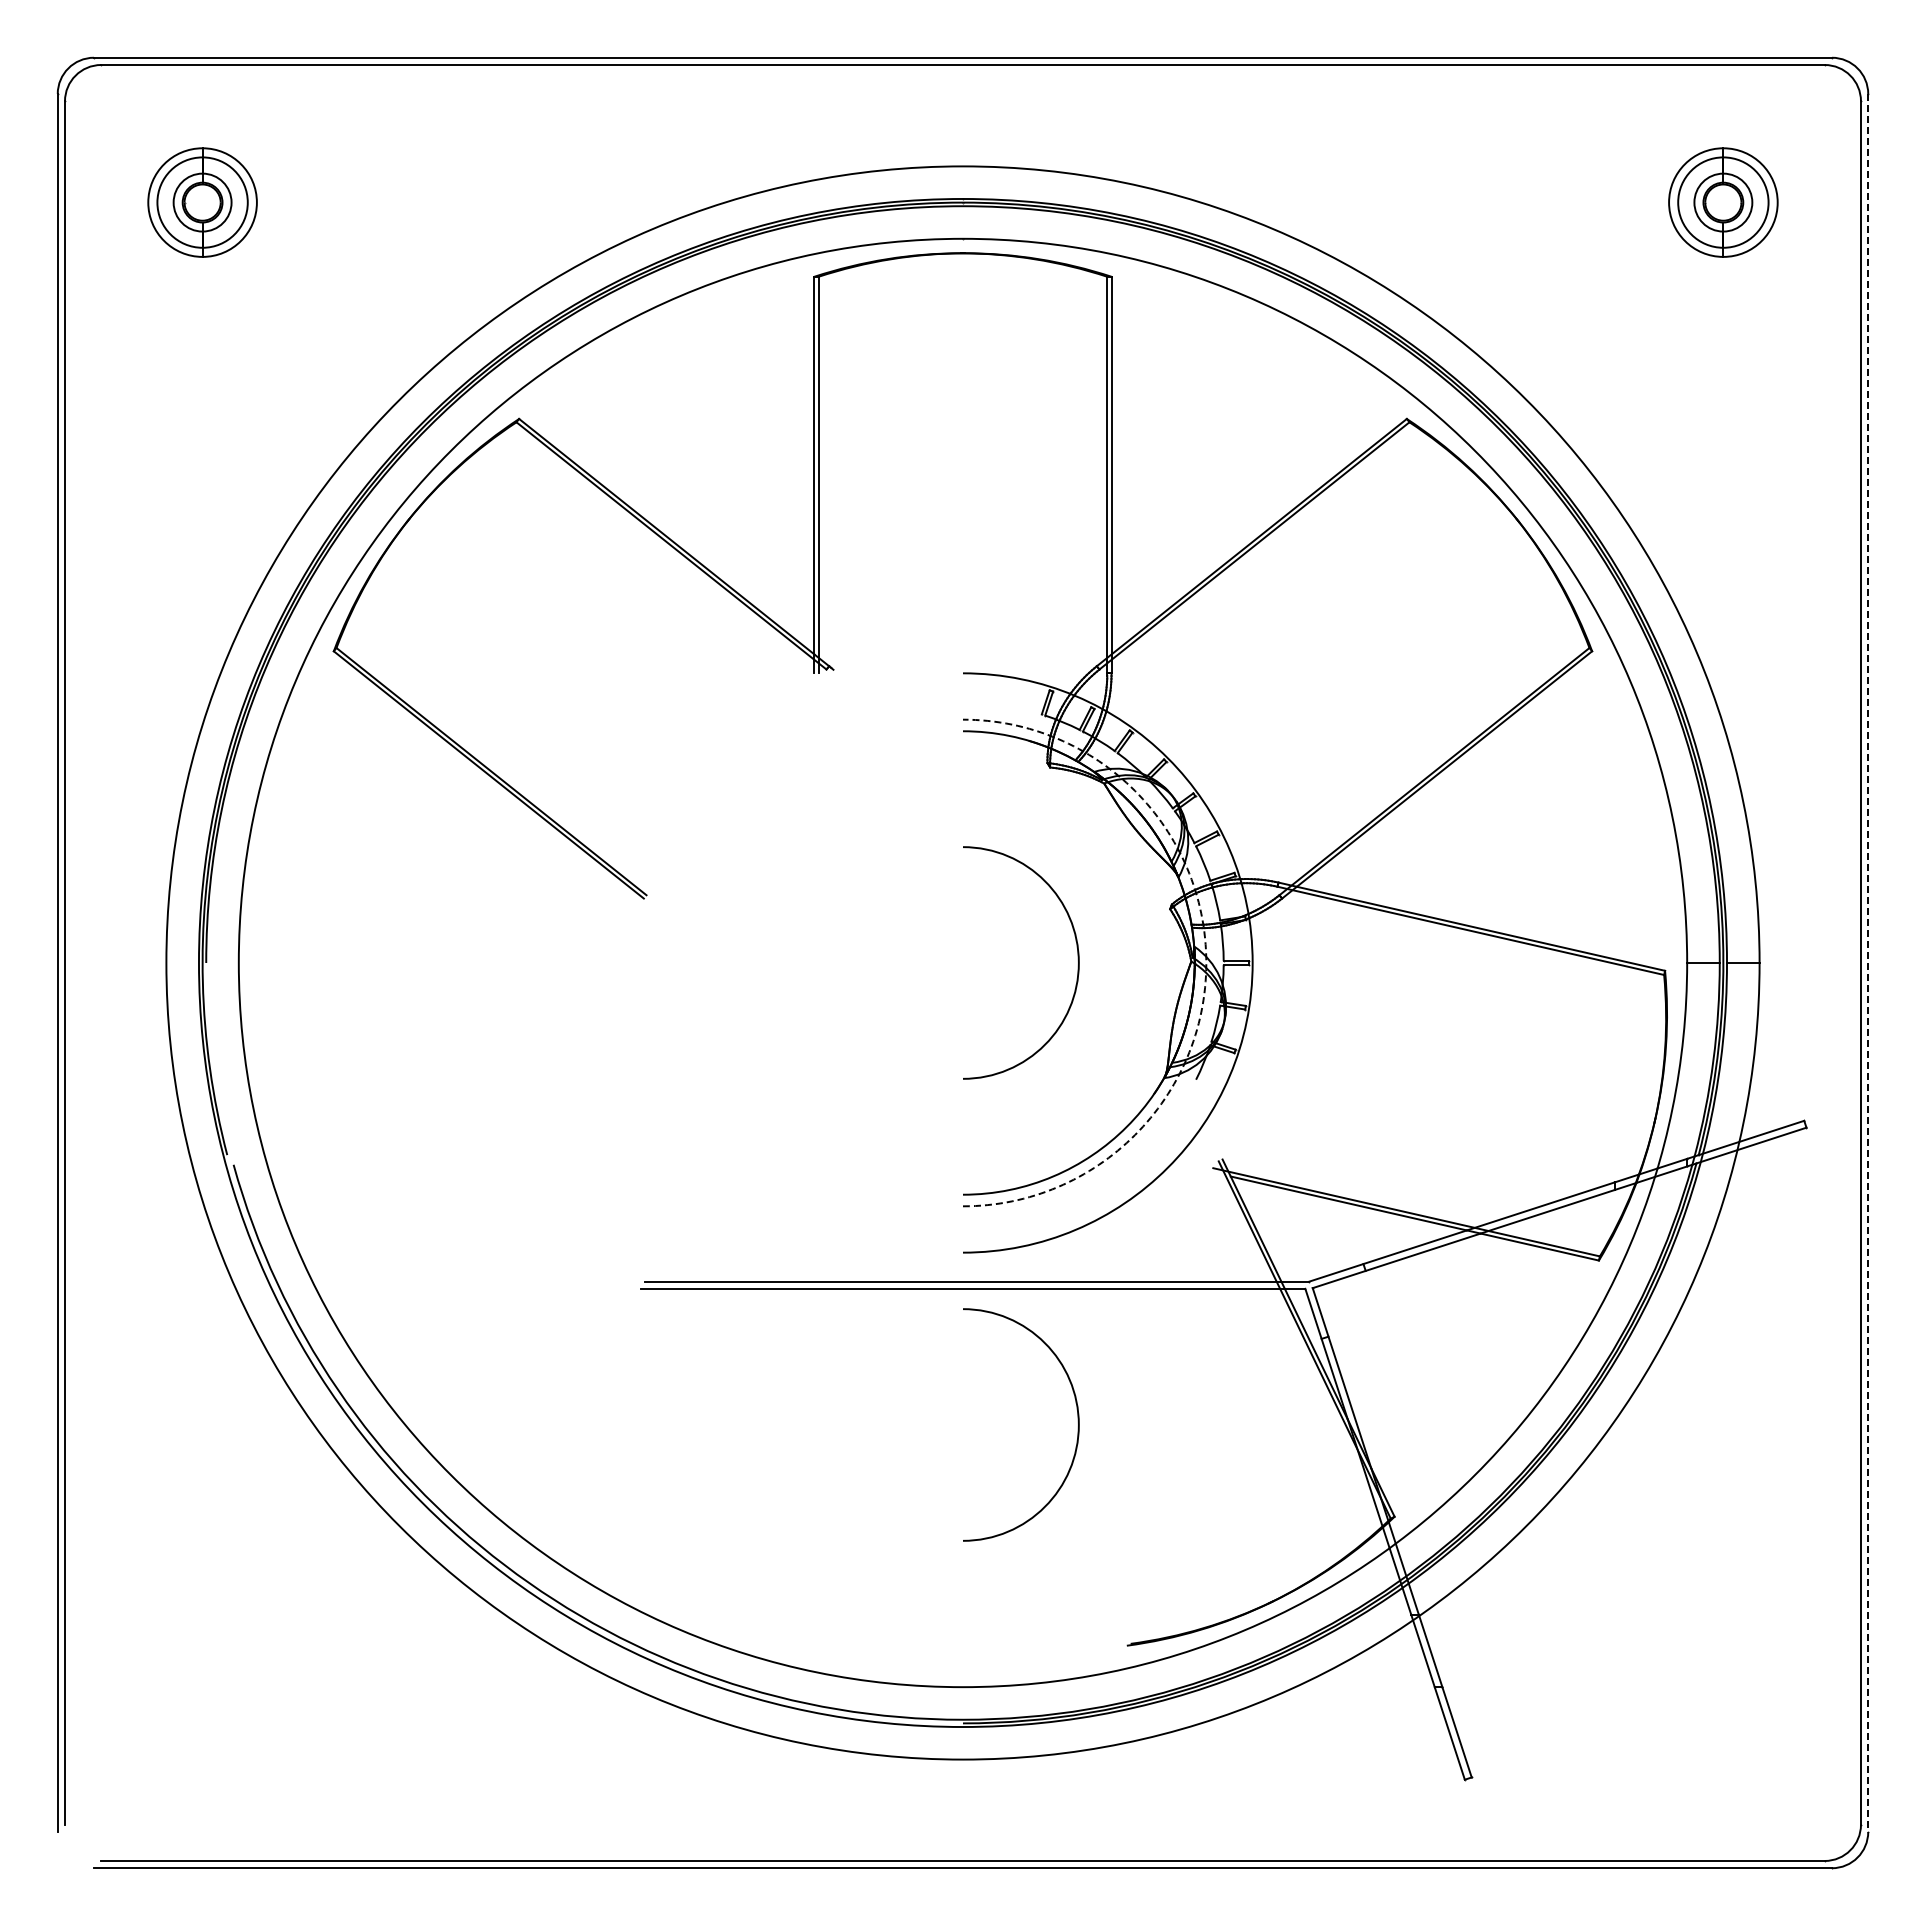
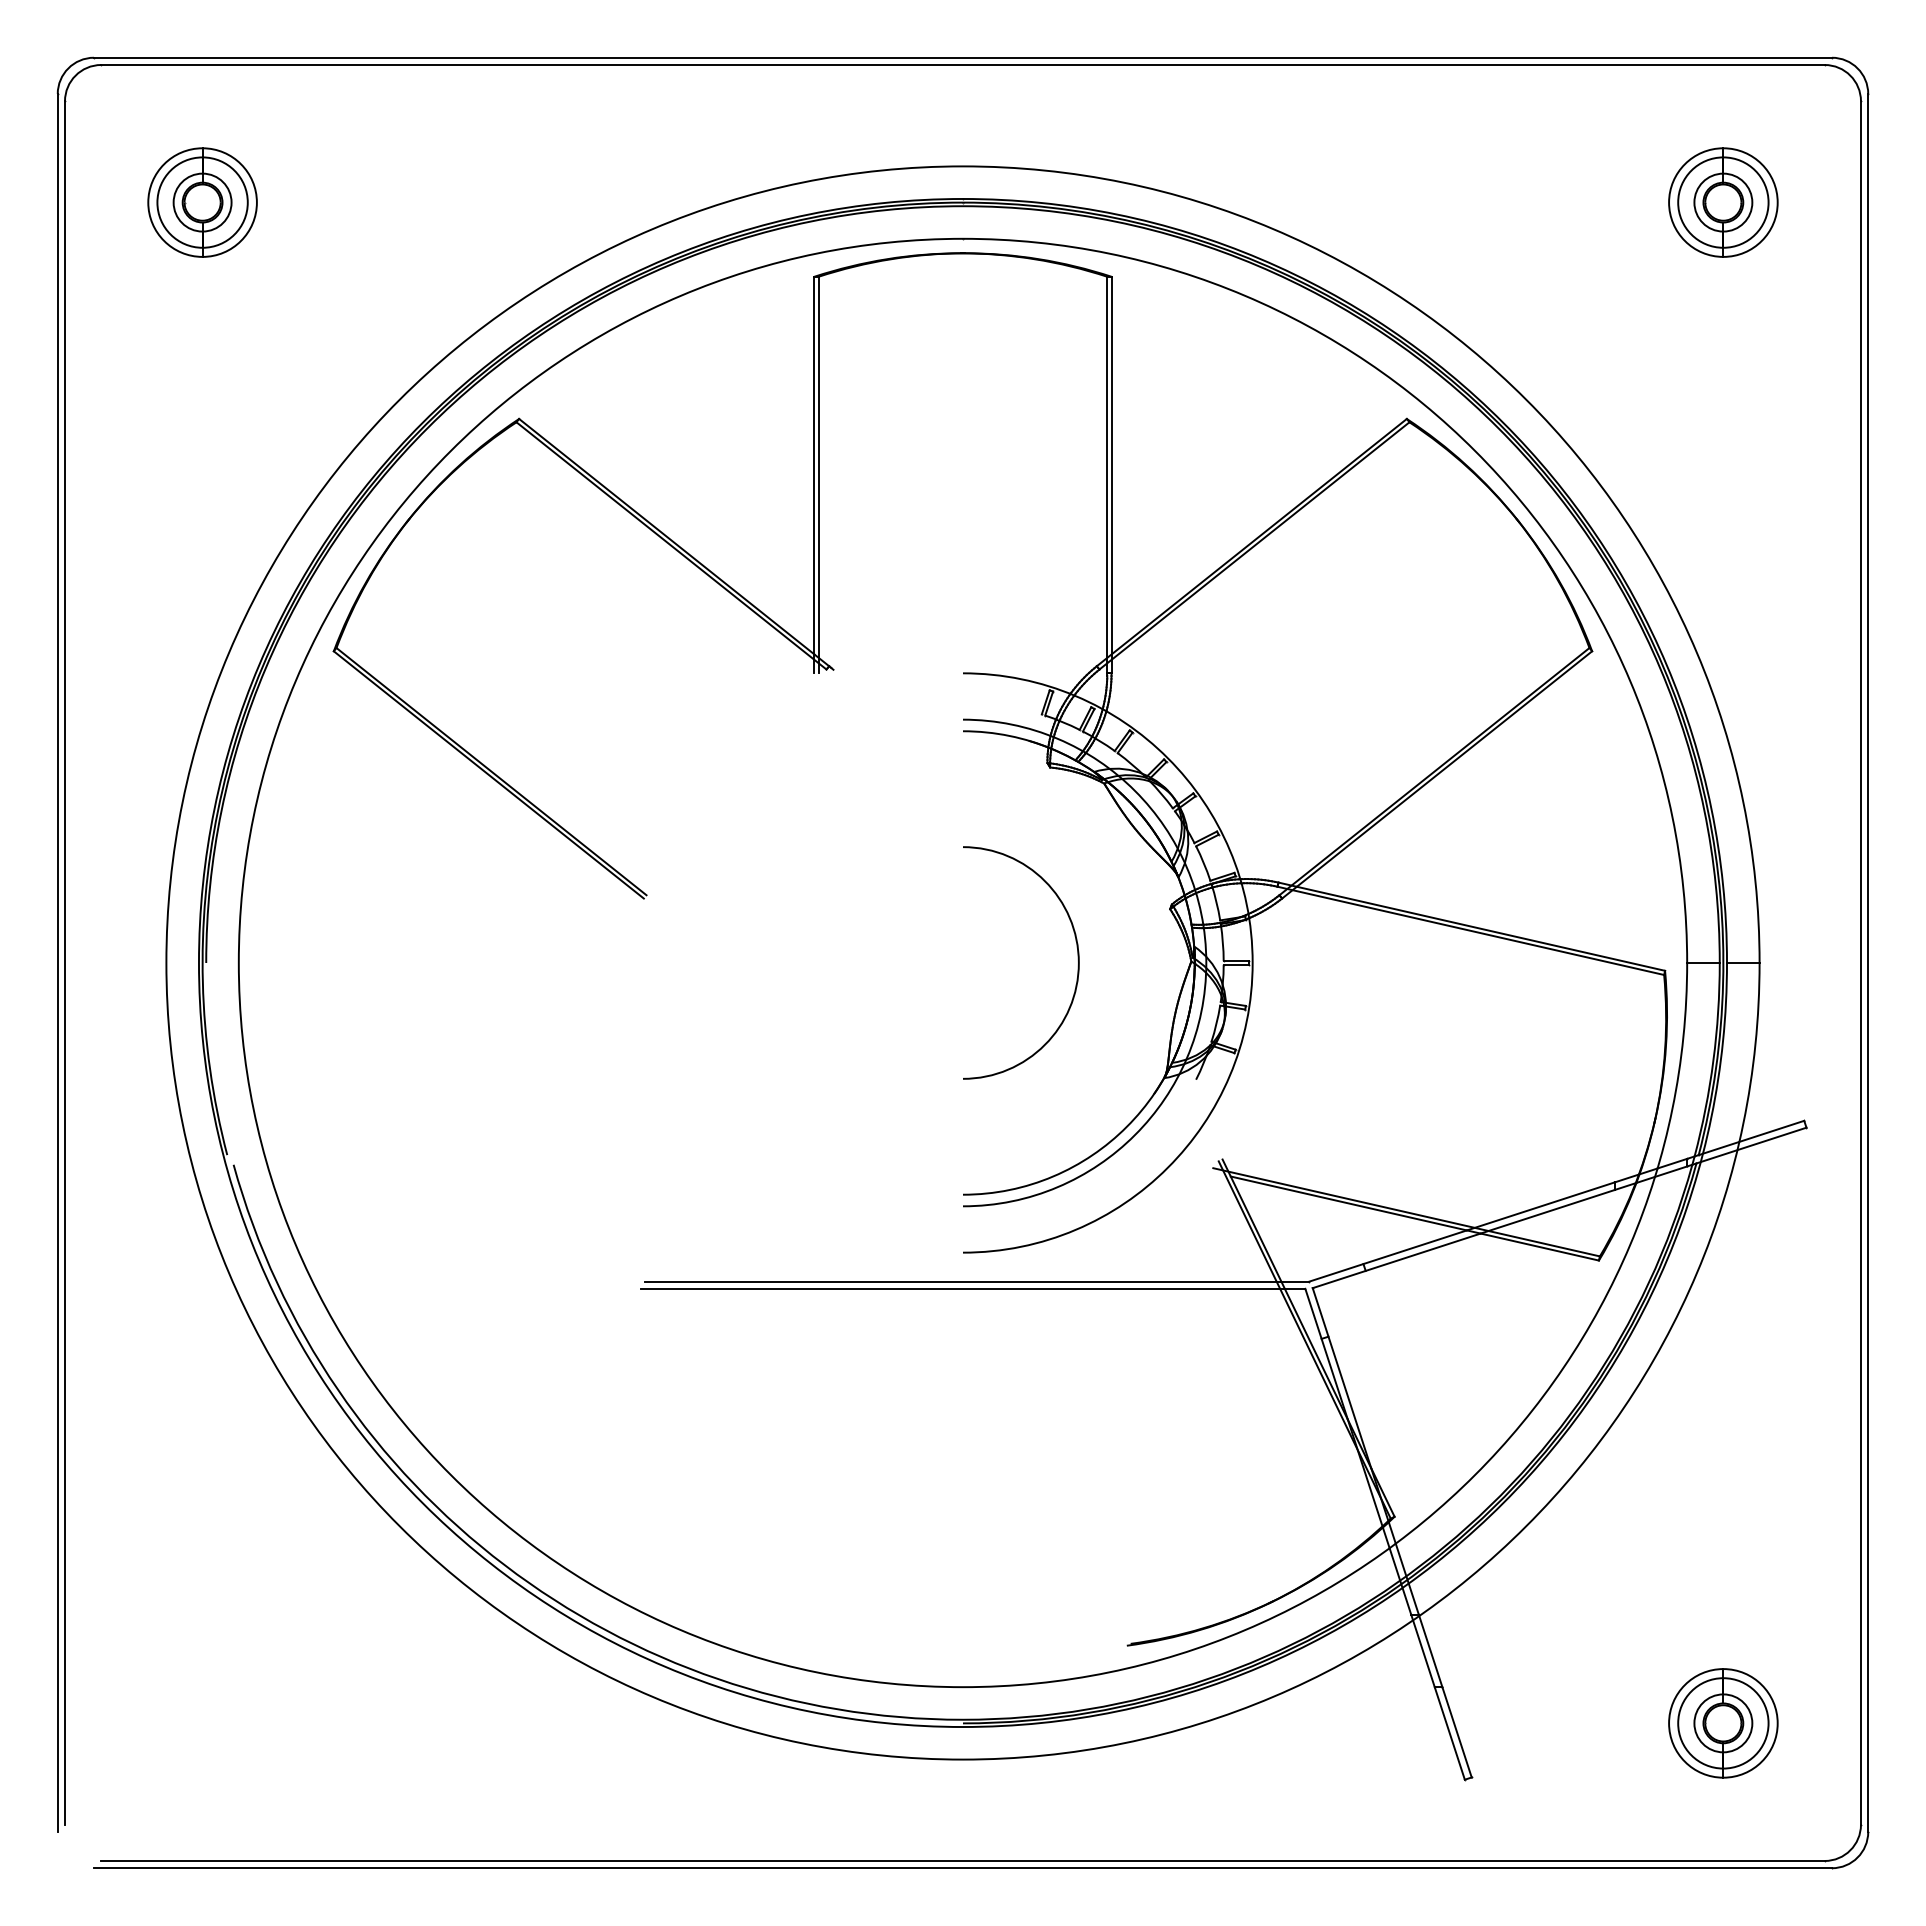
arc: dashed -> solid (1206, 963)
line: dashed -> solid (1868, 963)
arc: present -> none (1077, 1422)
part: none -> present (1723, 1723)
